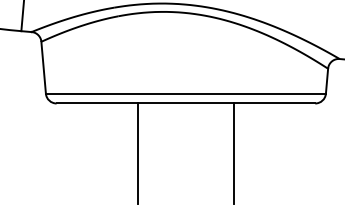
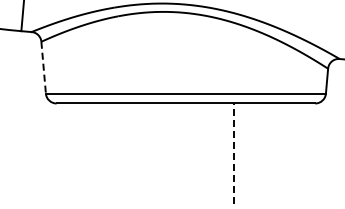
line: solid -> dashed (43, 68)
line: present -> none (137, 153)
line: solid -> dashed (234, 153)
